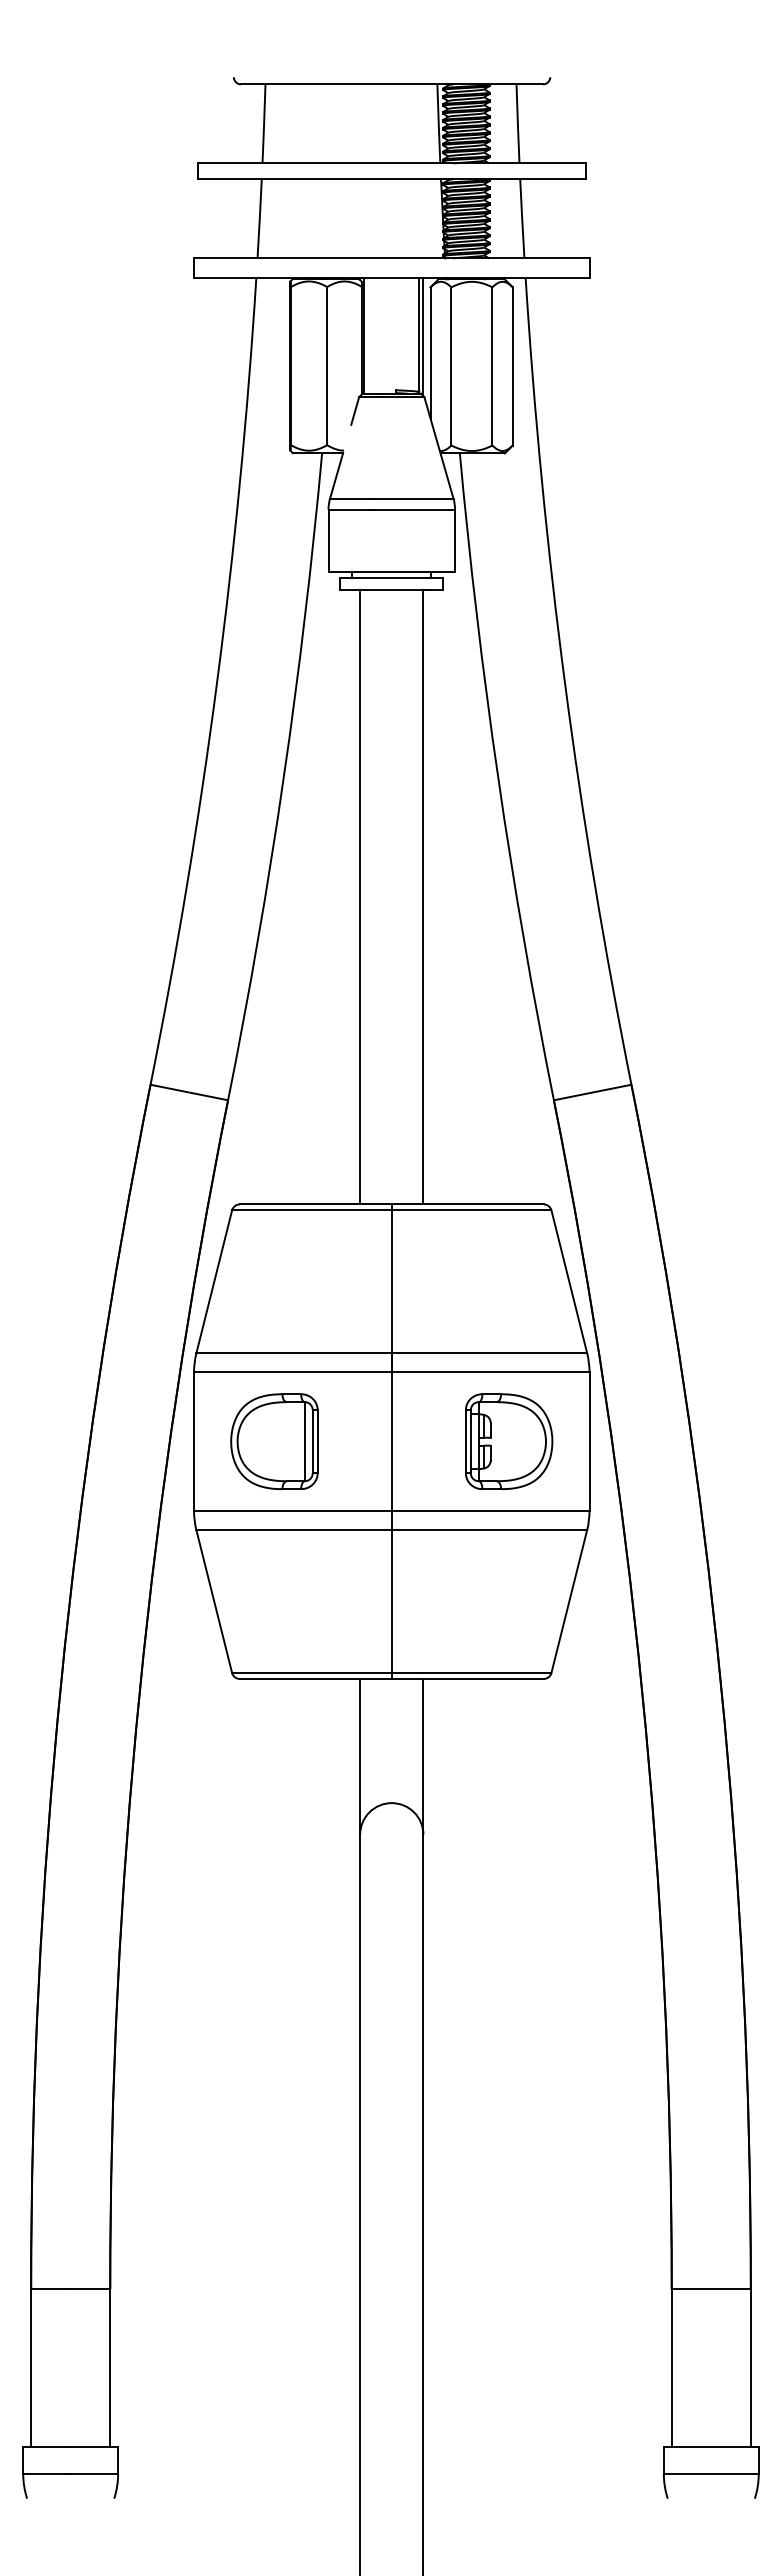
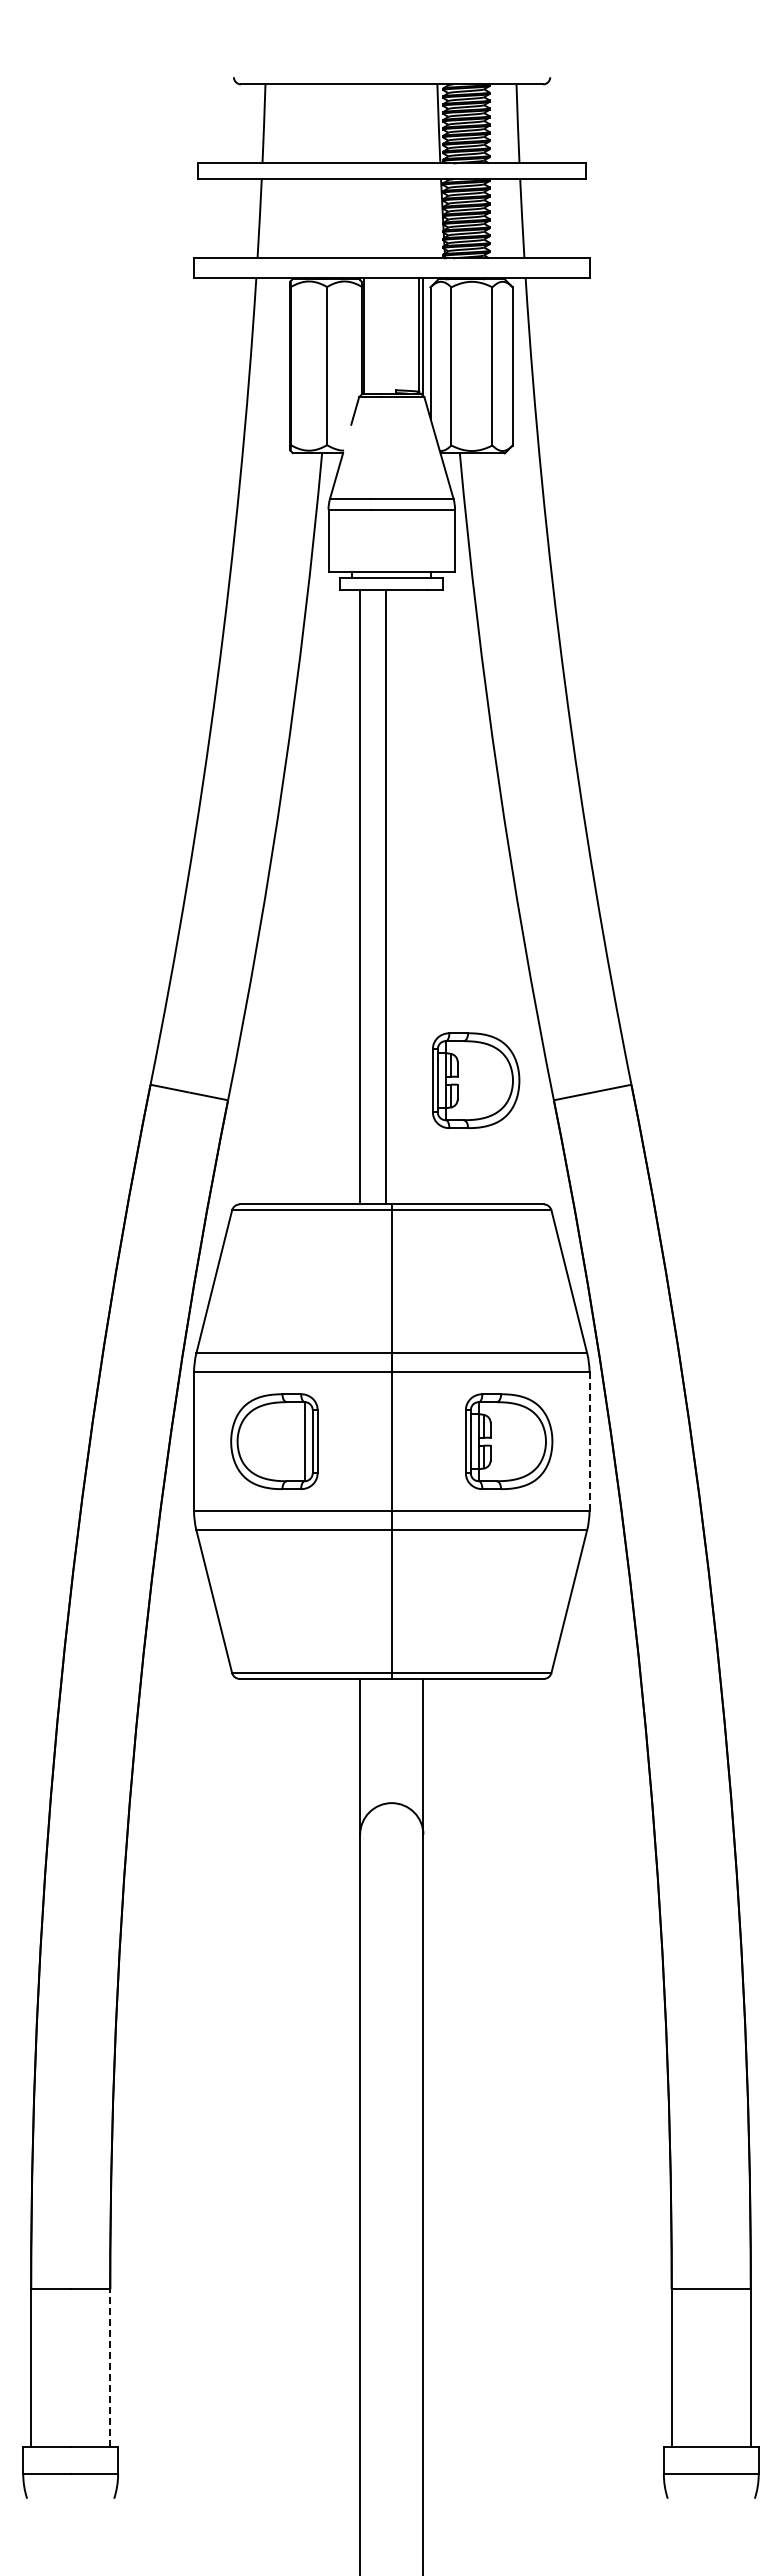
line position: (423, 896) -> (386, 896) (386, 896)
part: none -> present (476, 1080)
line: solid -> dashed (589, 1441)
line: solid -> dashed (110, 2367)
